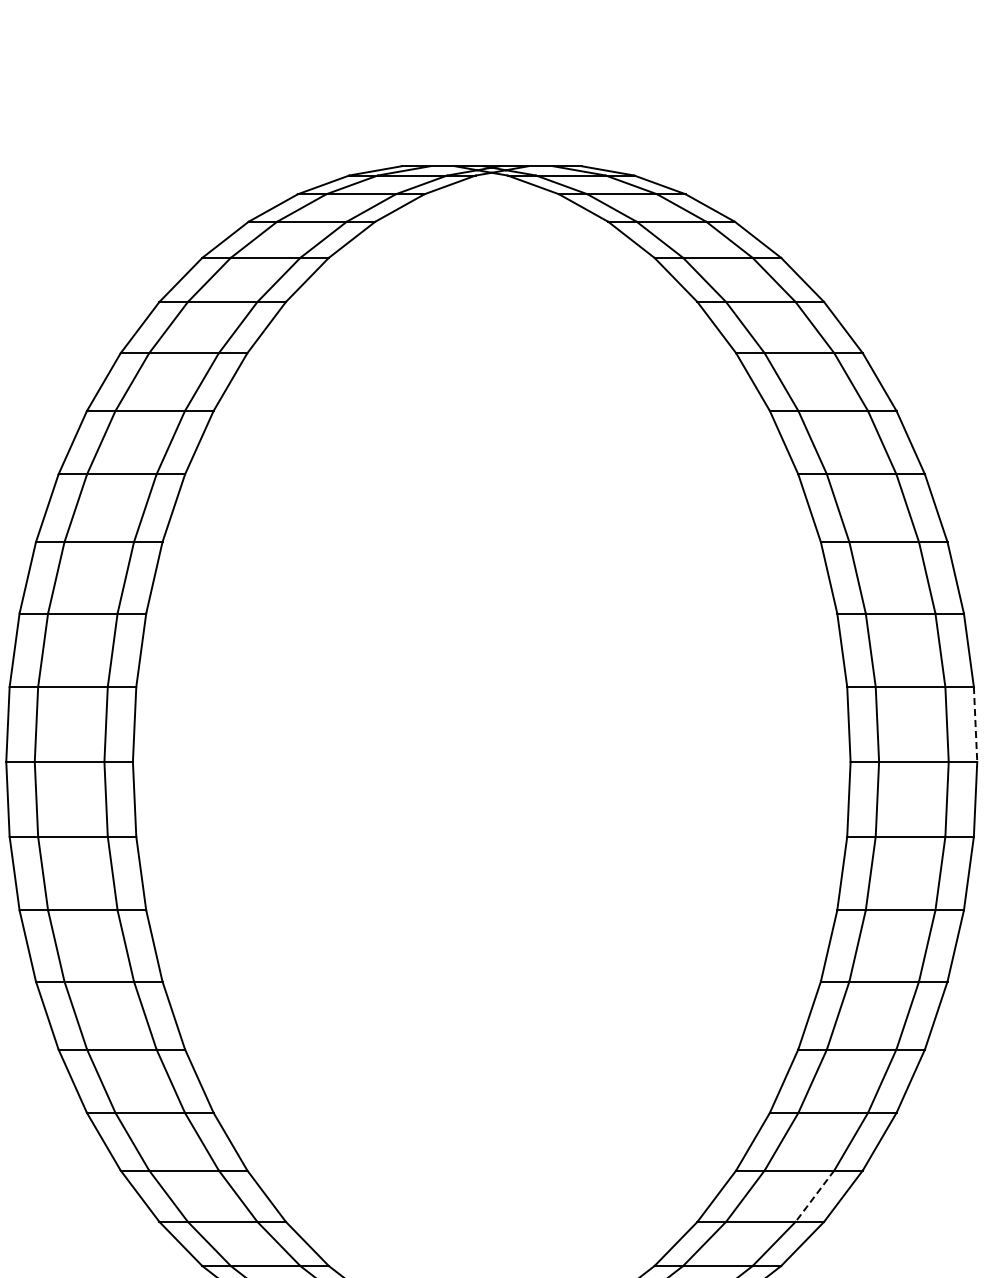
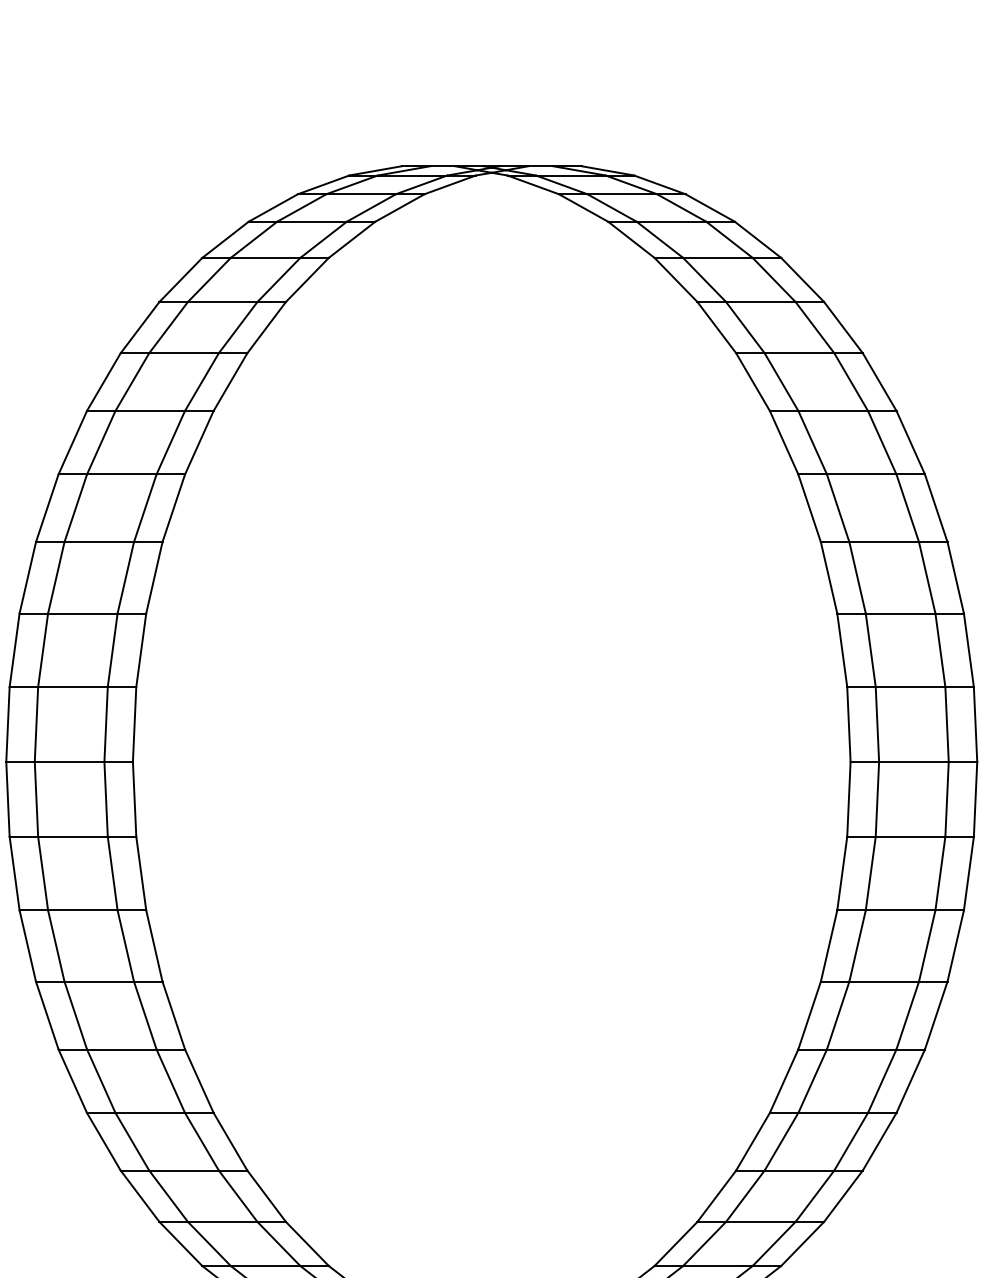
line: dashed -> solid (975, 725)
line: dashed -> solid (814, 1196)
